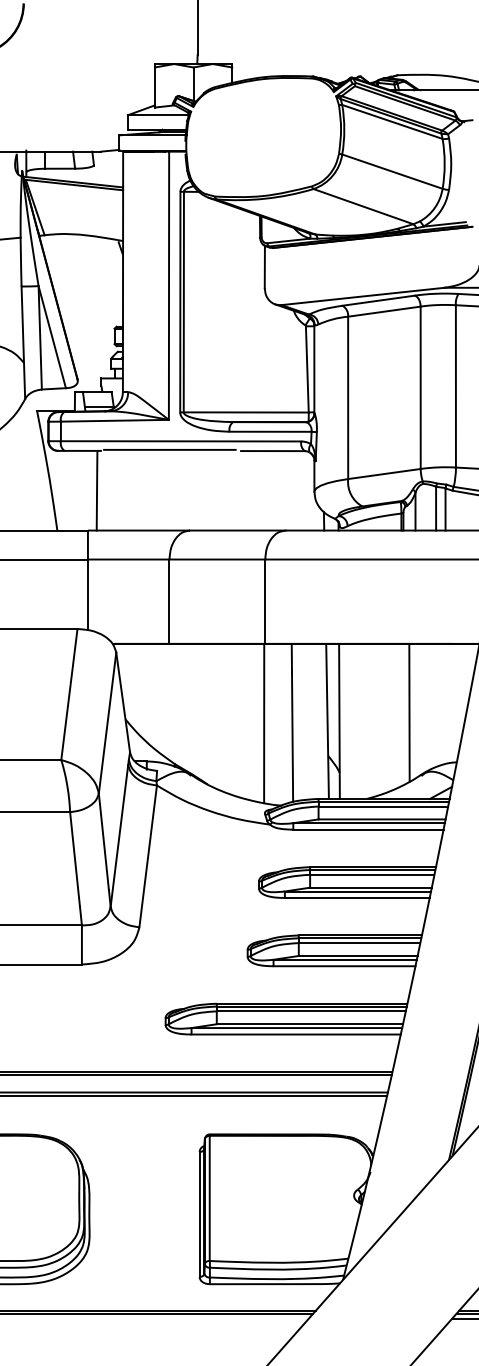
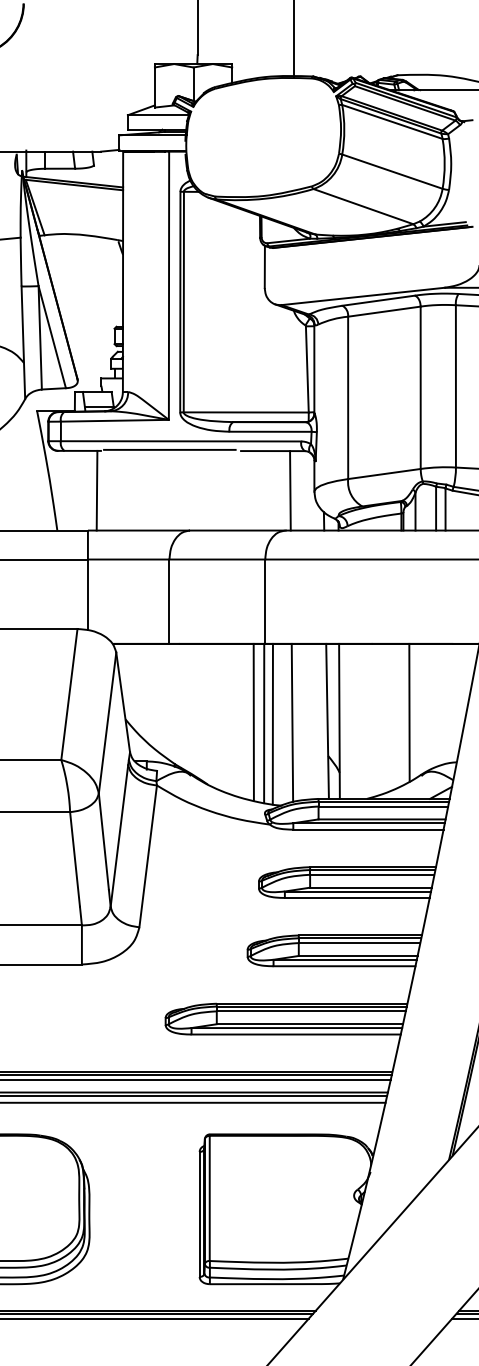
line: none -> present (293, 39)
line: none -> present (290, 490)
line: none -> present (253, 722)
line: none -> present (272, 723)
line: none -> present (196, 1079)
line: none -> present (193, 1102)
line: none -> present (155, 1318)
